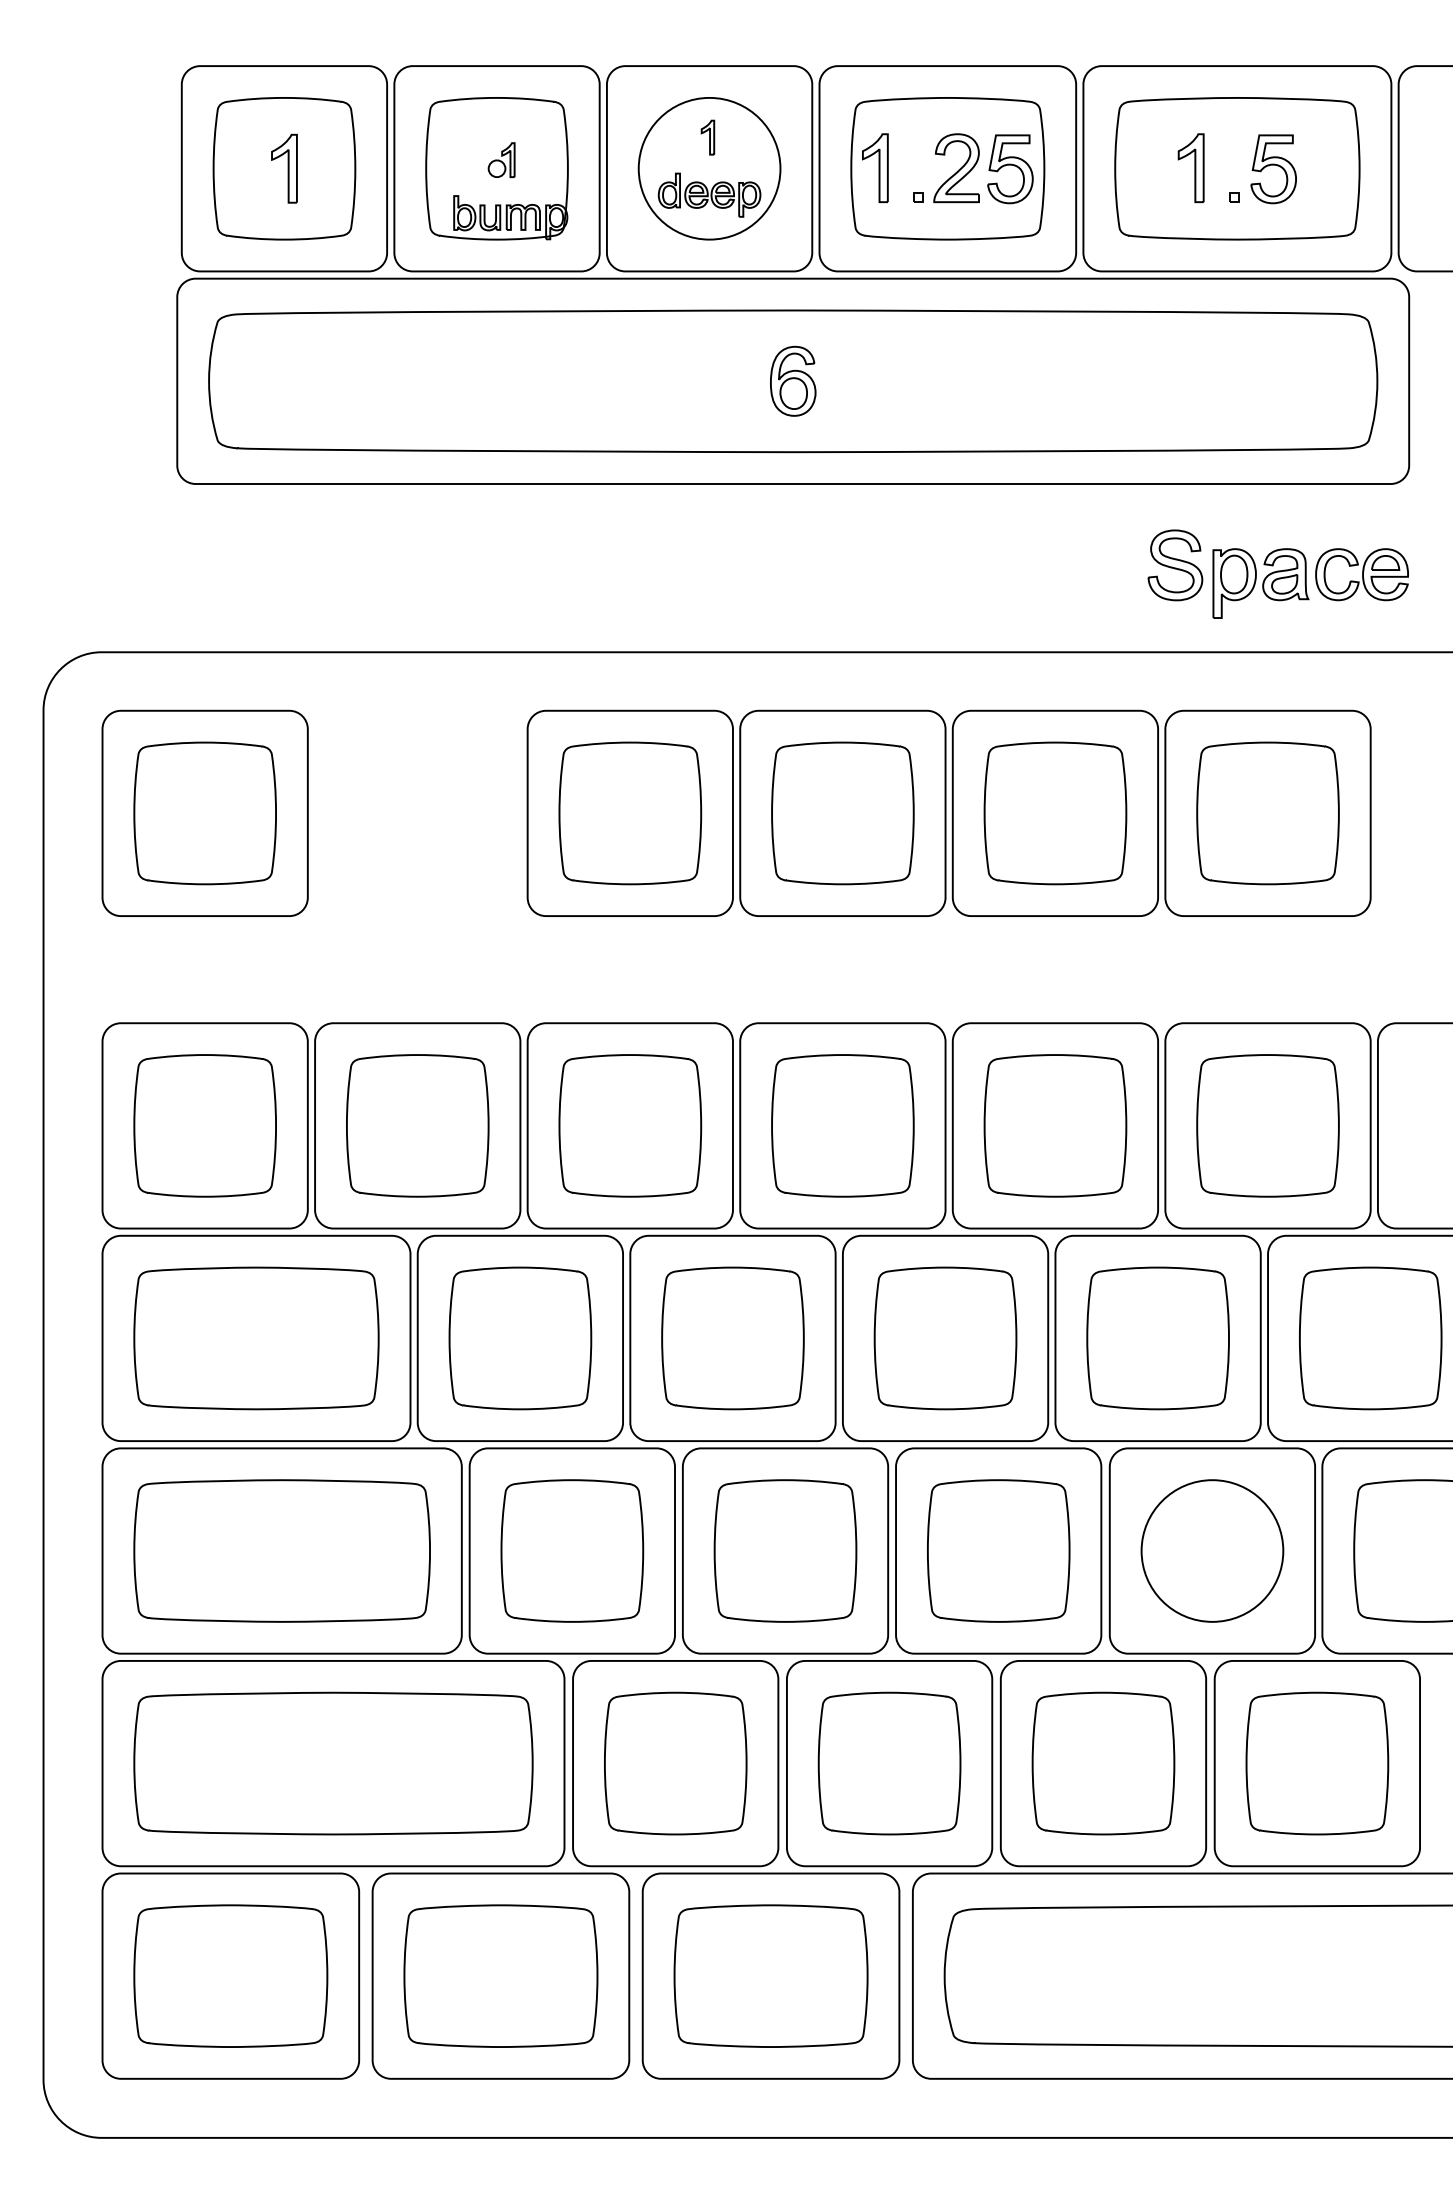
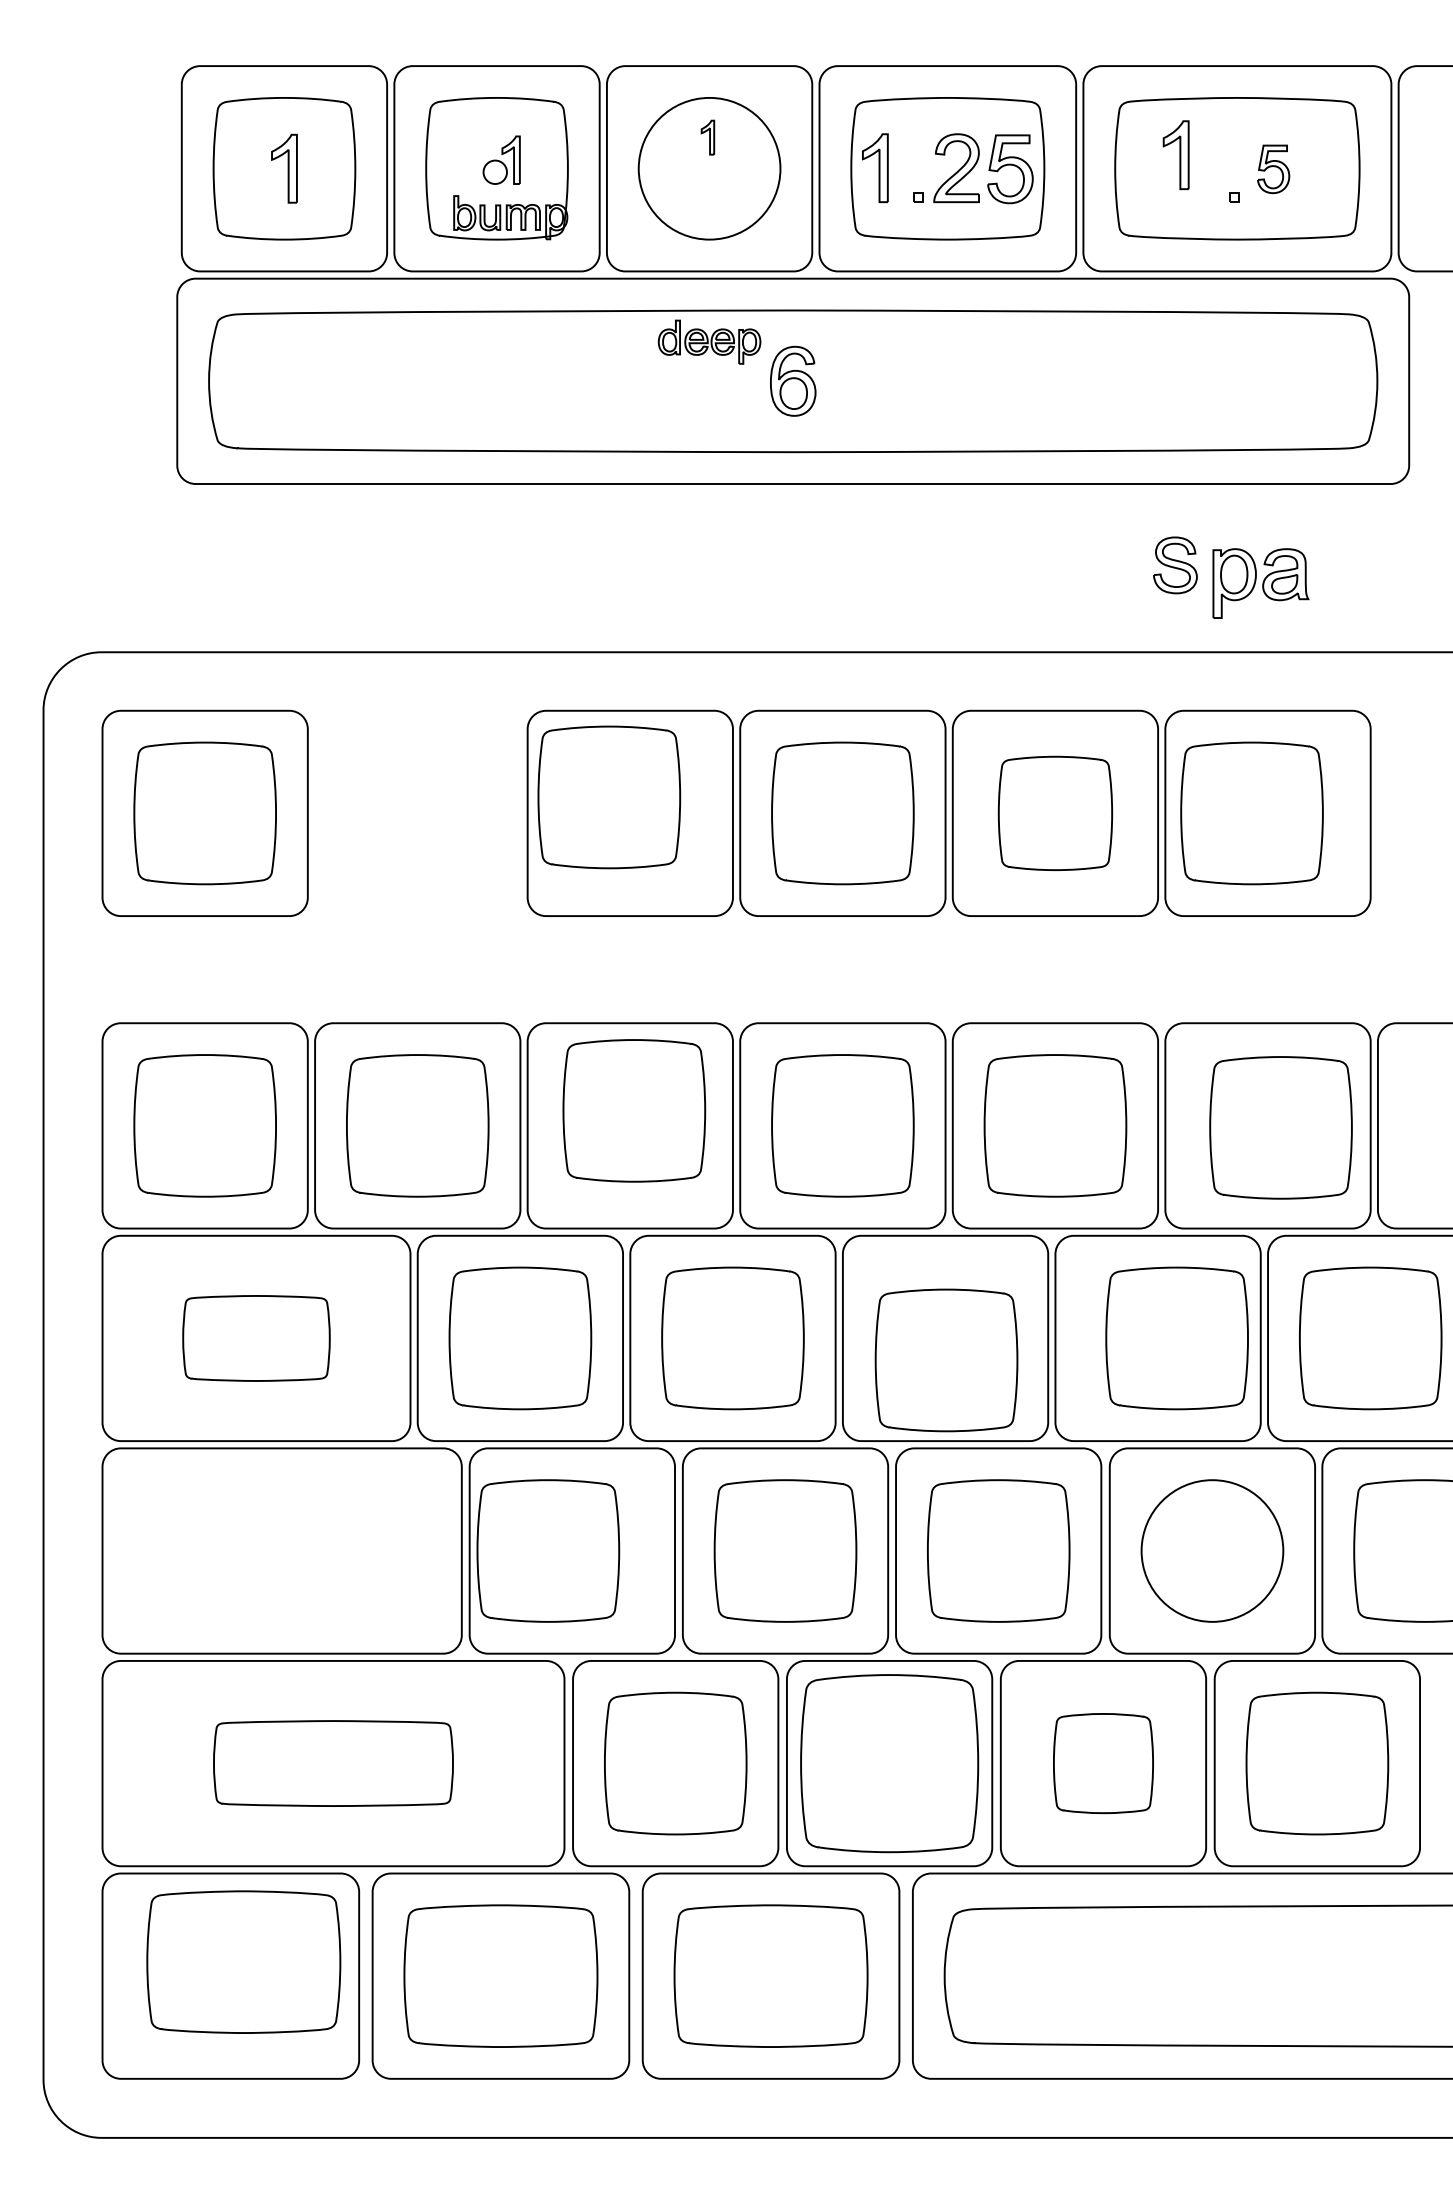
part size: 29x36 px -> 39x50 px (501, 159)
part position: (1190, 168) -> (1175, 155) (1175, 155)
part size: 47x71 px -> 34x50 px (1273, 168)
part position: (709, 194) -> (709, 341) (709, 341)
part size: 57x73 px -> 45x59 px (1175, 565)
part: present -> none (1361, 574)
part position: (630, 813) -> (609, 797) (609, 797)
part size: 145x145 px -> 117x116 px (1055, 812)
part position: (1267, 813) -> (1251, 813) (1251, 813)
part position: (630, 1125) -> (634, 1110) (634, 1110)
part position: (1267, 1125) -> (1280, 1127) (1280, 1127)
part size: 247x145 px -> 149x87 px (256, 1338)
part position: (945, 1338) -> (946, 1360) (946, 1360)
part position: (1157, 1338) -> (1176, 1338) (1176, 1338)
part: present -> none (281, 1550)
part position: (572, 1550) -> (548, 1550) (548, 1550)
part size: 401x145 px -> 241x87 px (333, 1763)
part size: 145x145 px -> 180x180 px (889, 1763)
part size: 145x145 px -> 101x102 px (1103, 1763)
part position: (230, 1975) -> (243, 1961) (243, 1961)
